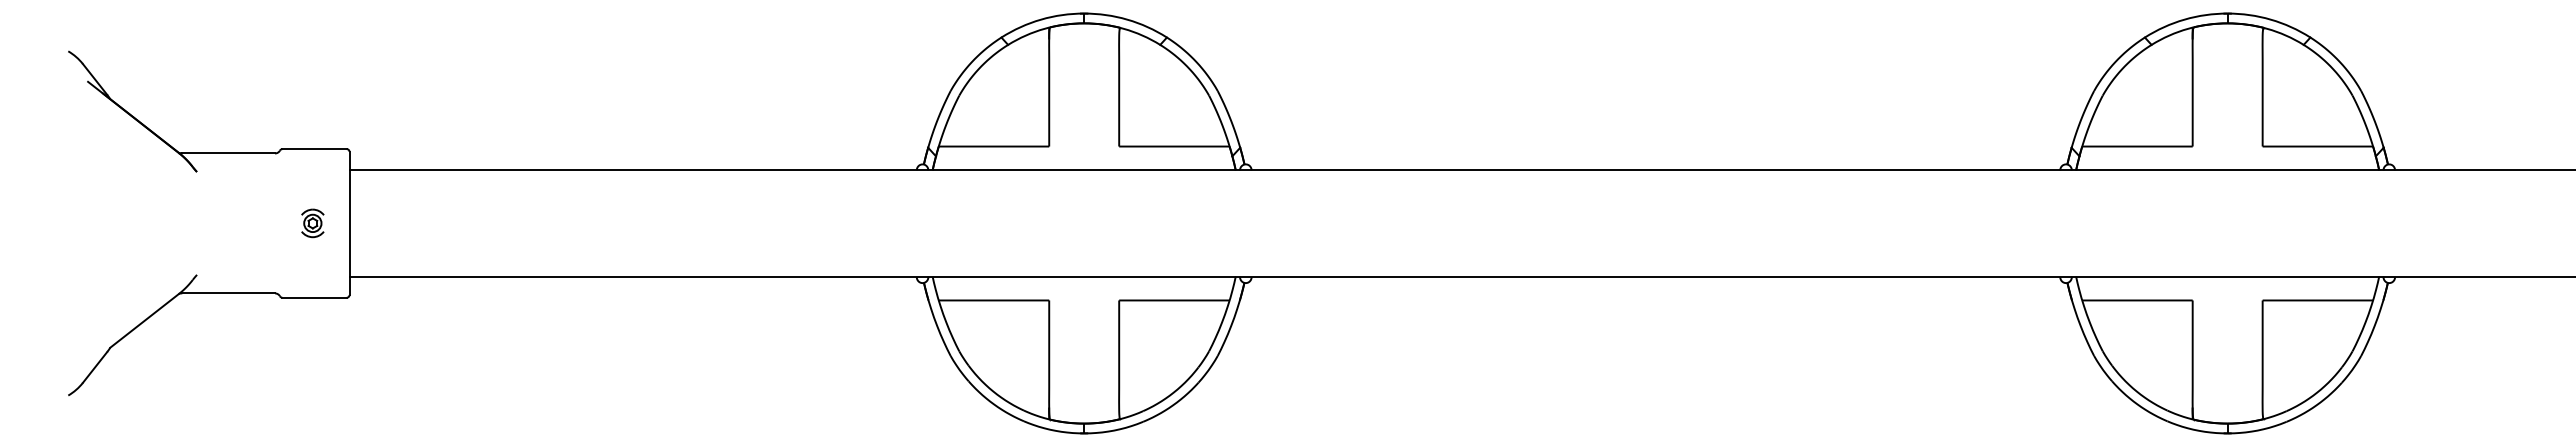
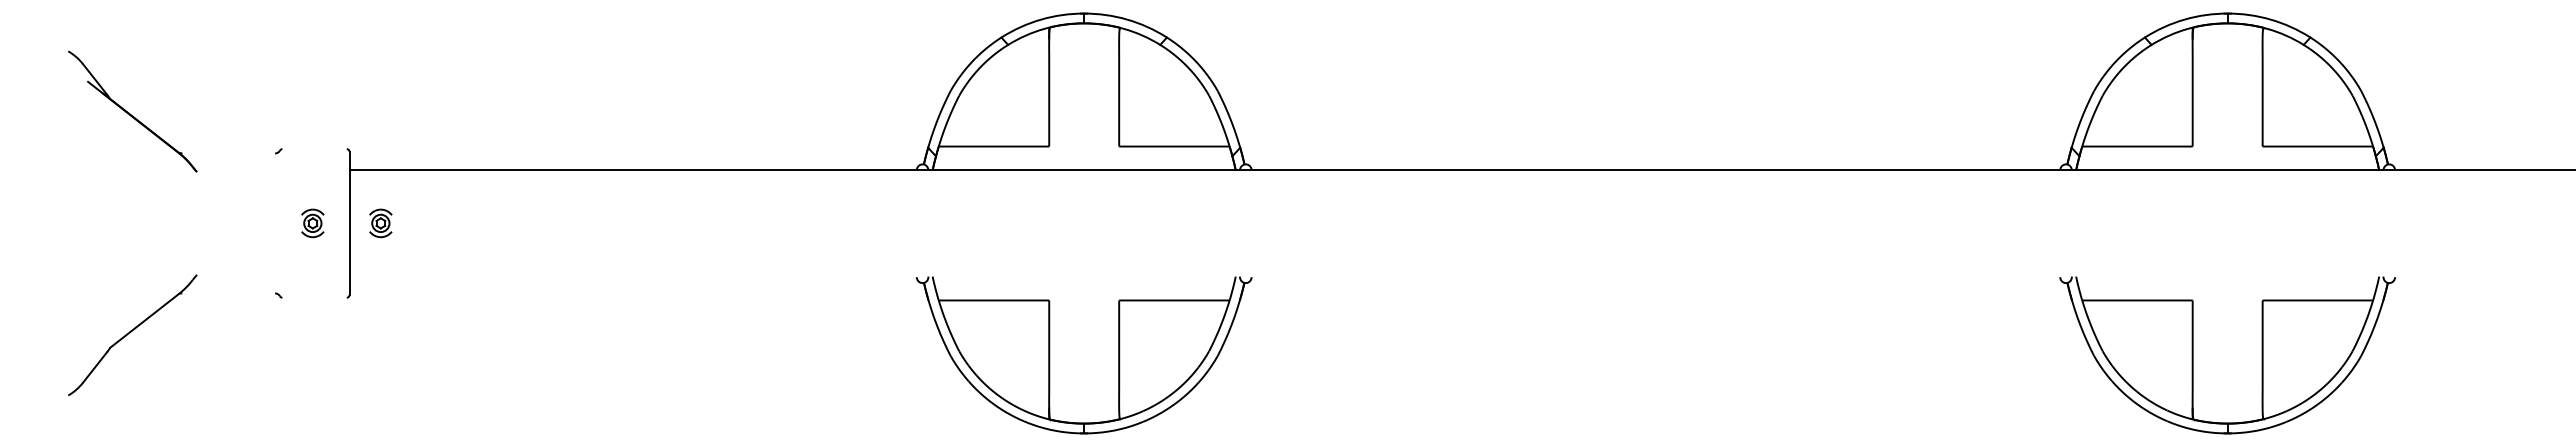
line: present -> none (314, 149)
line: present -> none (228, 153)
part: none -> present (380, 223)
line: present -> none (1460, 276)
line: present -> none (228, 293)
line: present -> none (314, 297)
